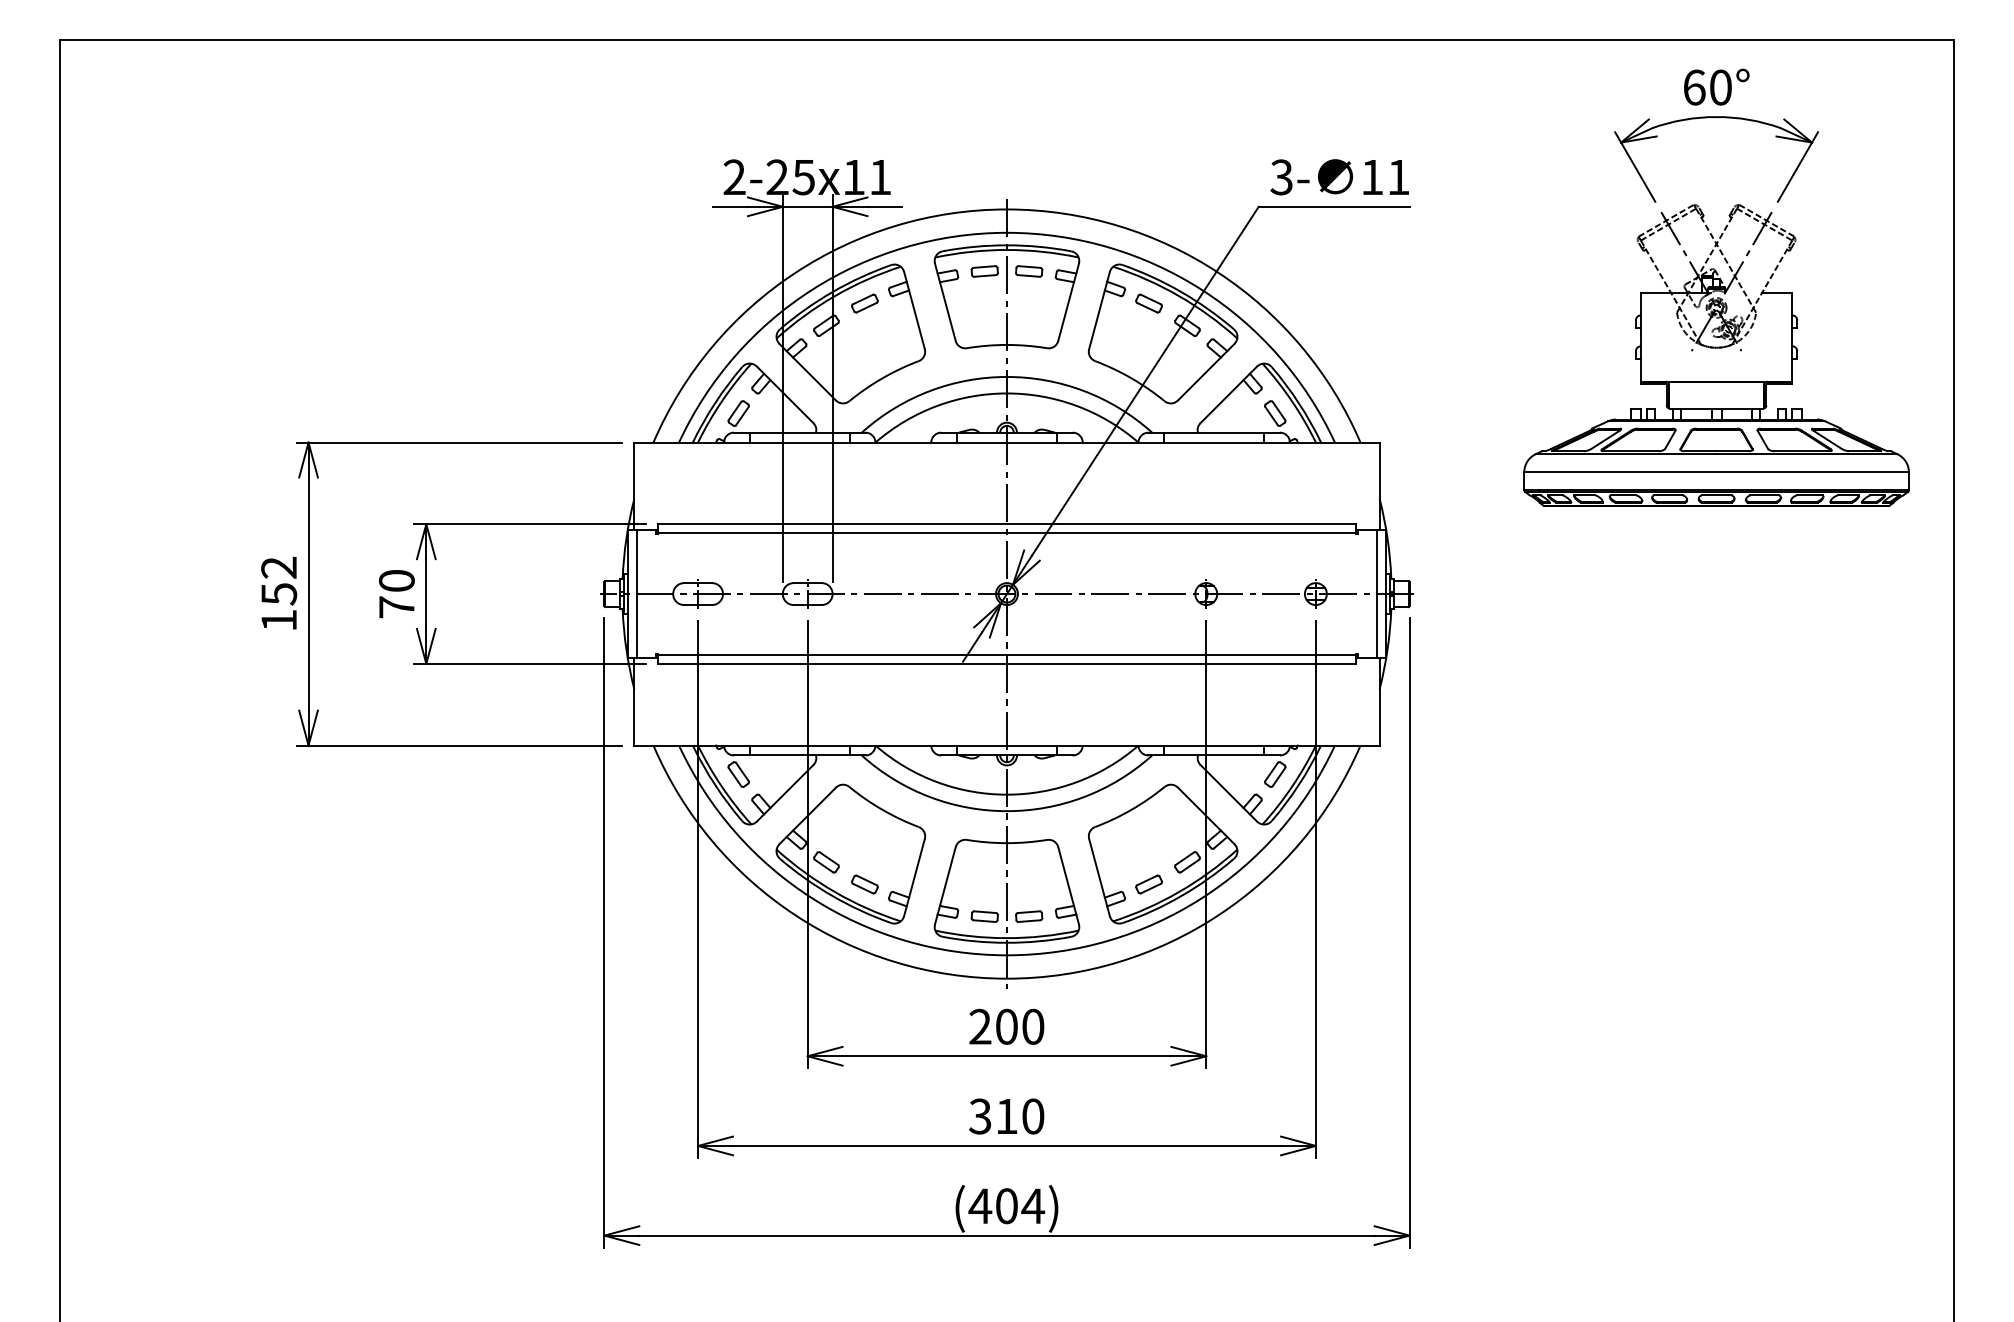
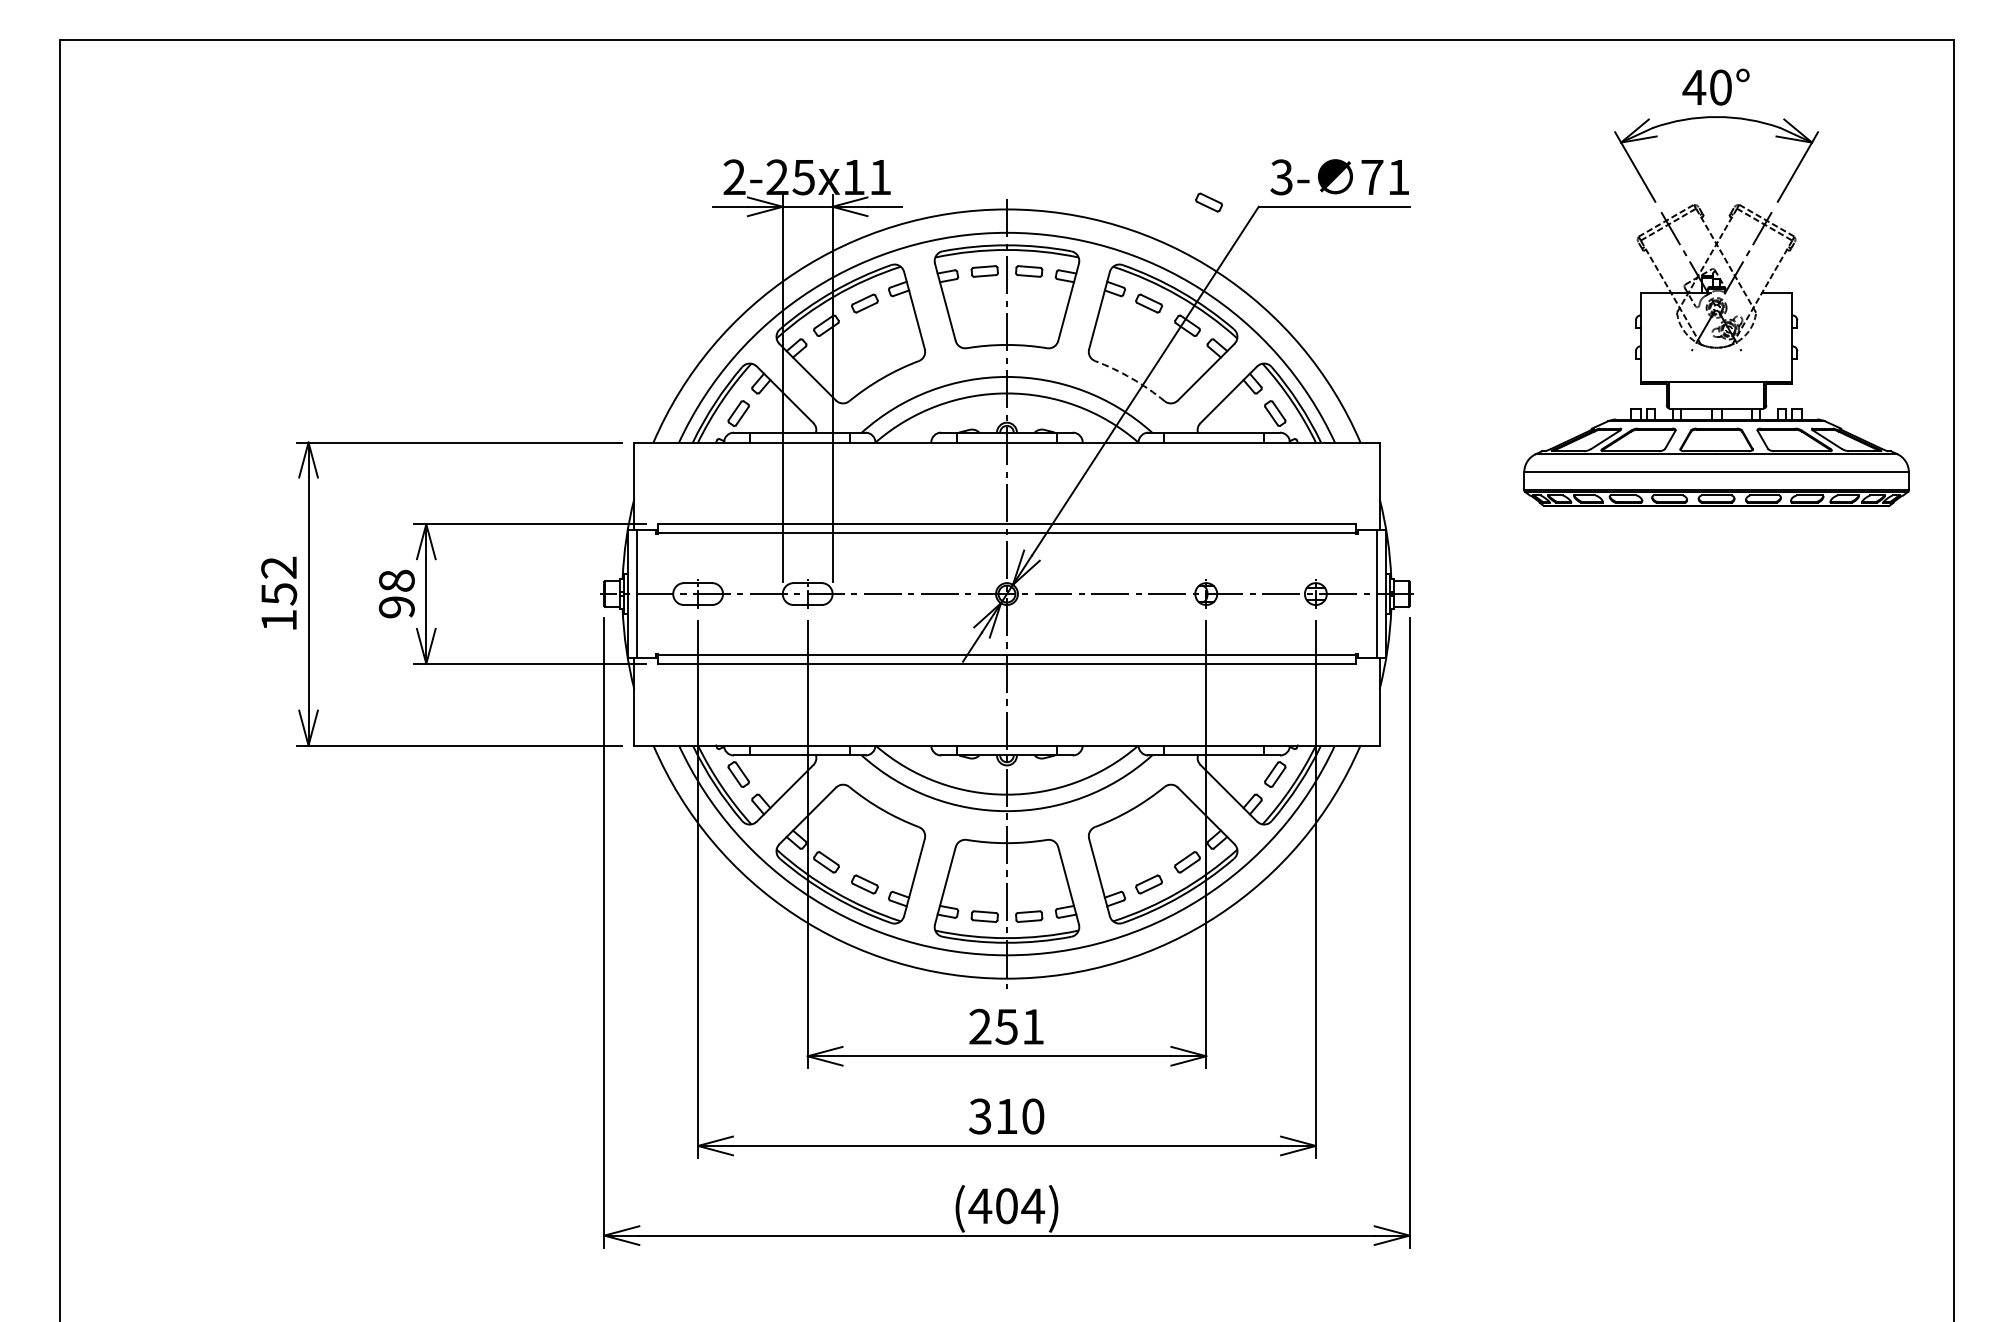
text: 60° -> 40° (1694, 87)
text: 11 -> 71 (1372, 177)
part: none -> present (1208, 202)
arc: solid -> dashed (1131, 378)
text: 70 -> 98 (396, 593)
text: 200 -> 251 (1019, 1026)
